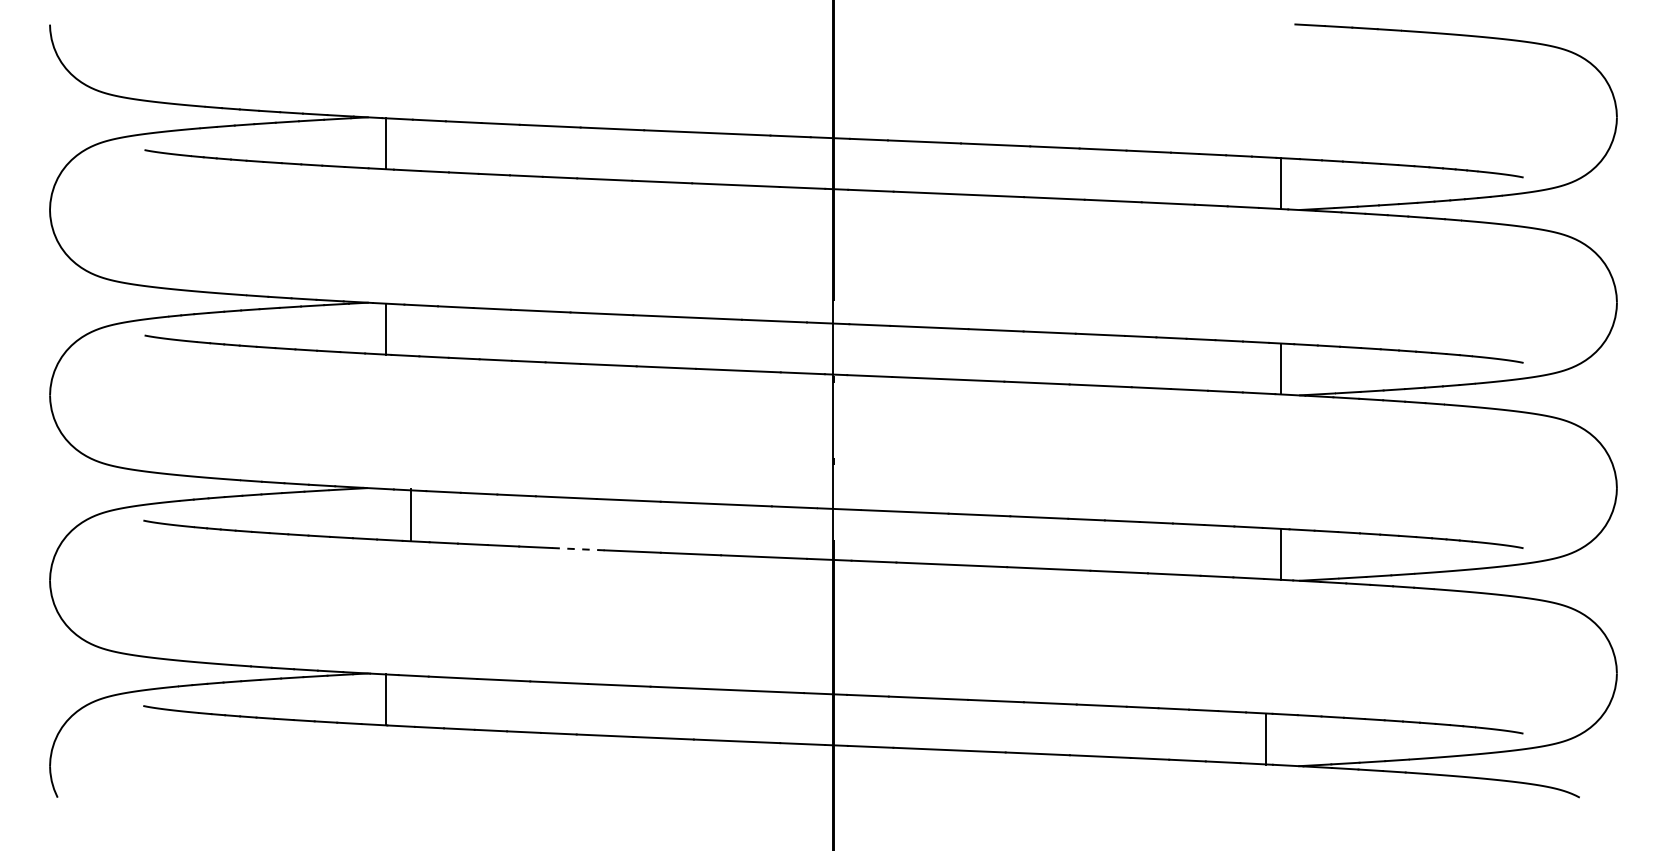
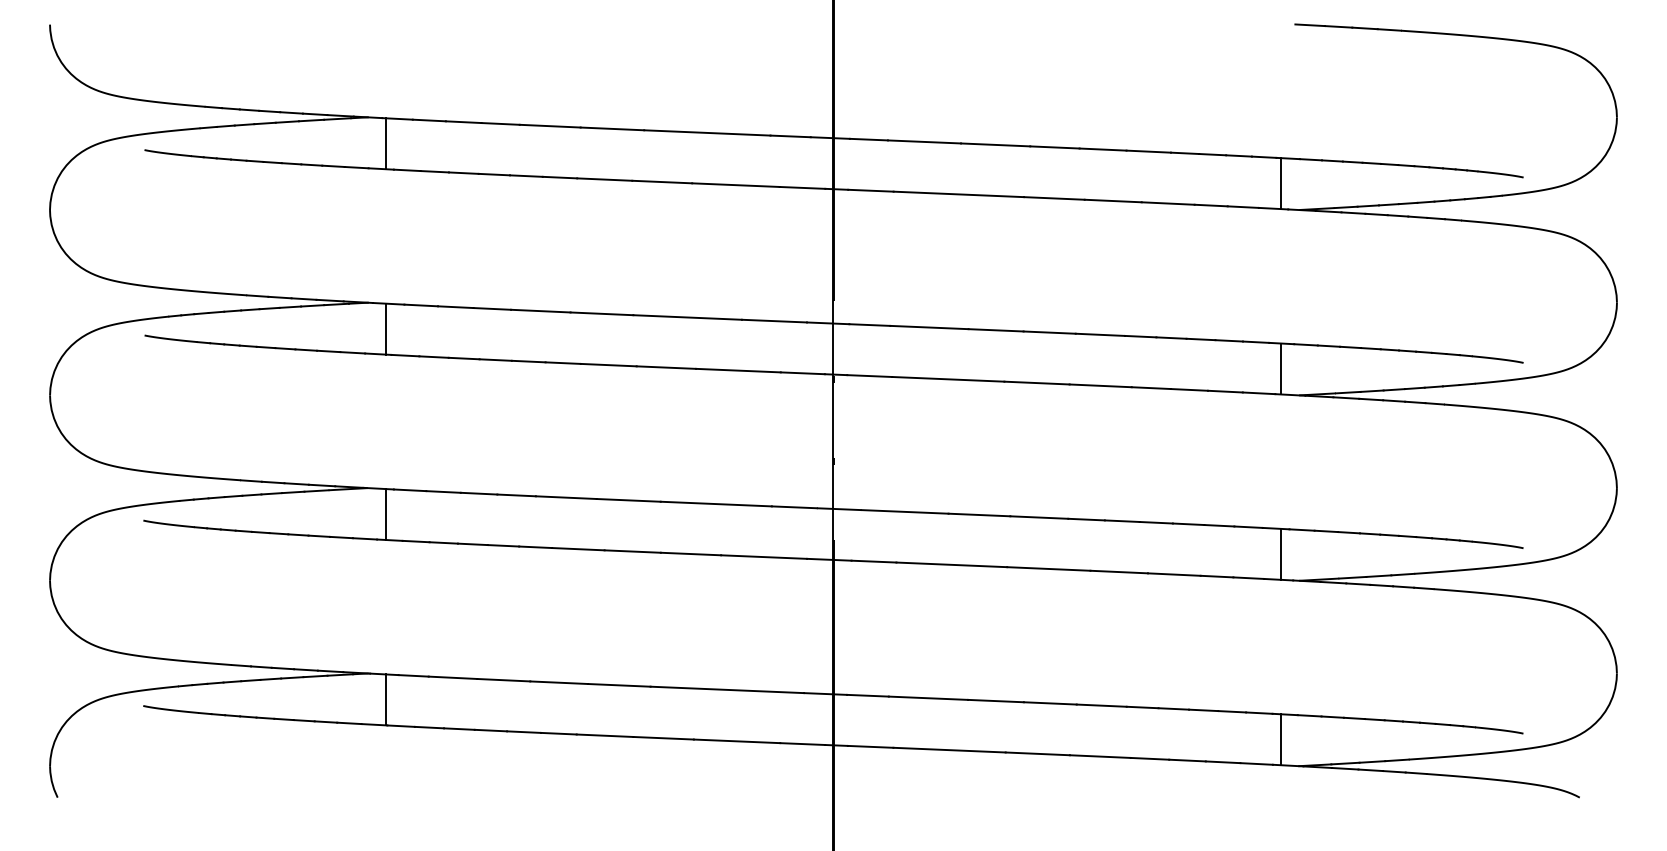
line position: (410, 514) -> (385, 514) (385, 514)
line: dashed -> solid (577, 549)
line position: (1266, 739) -> (1281, 739) (1281, 739)
